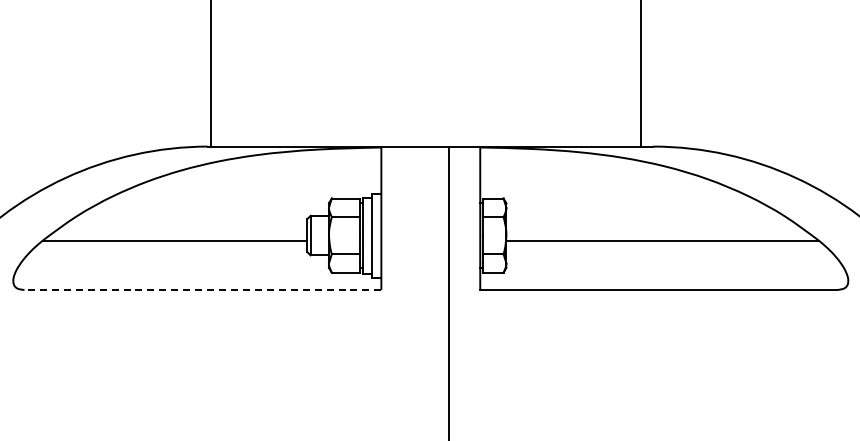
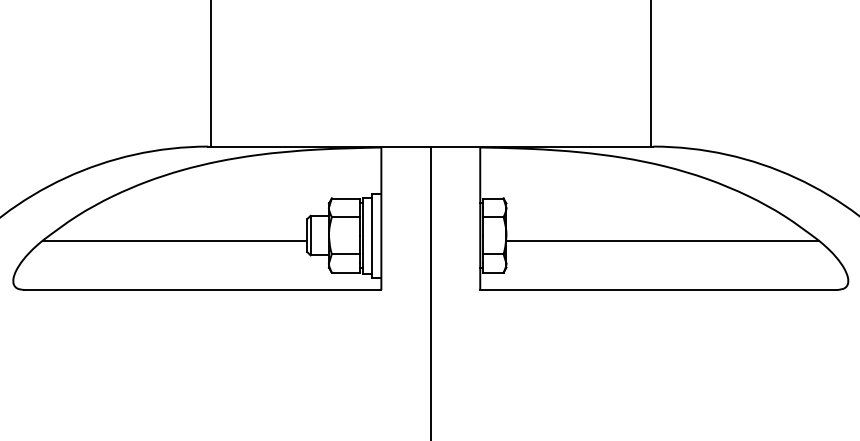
line position: (640, 74) -> (650, 74) (650, 74)
line: dashed -> solid (202, 289)
line position: (448, 291) -> (430, 291) (430, 291)
